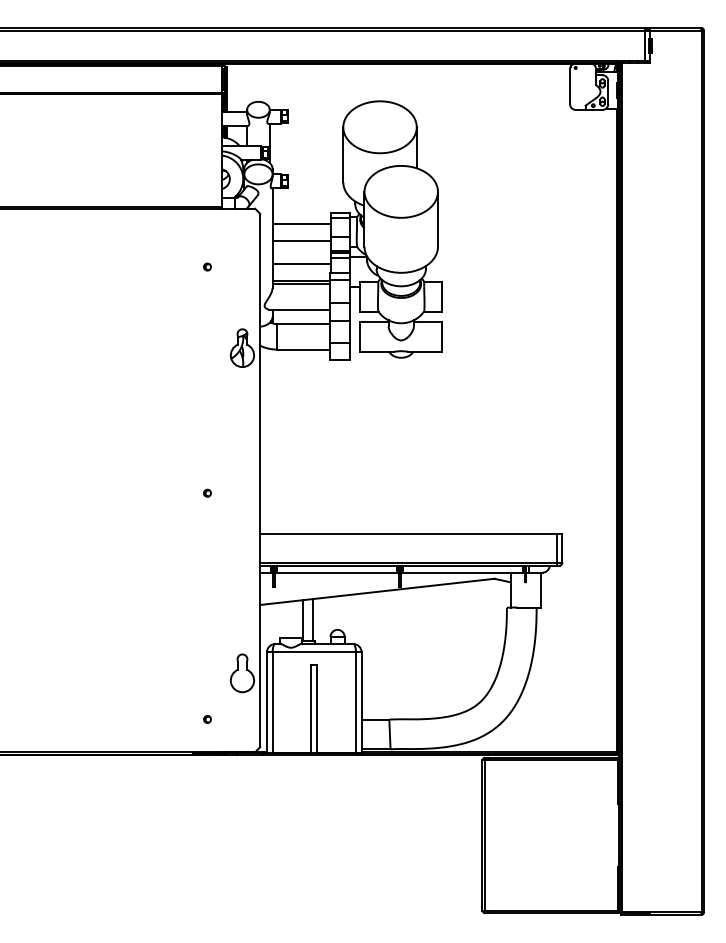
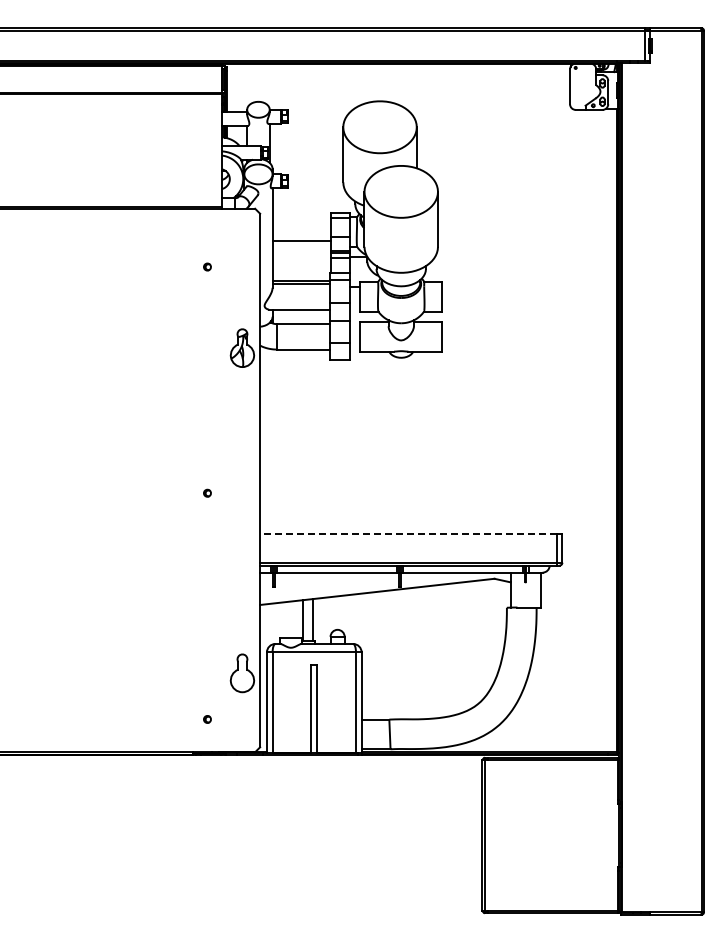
line: present -> none (301, 223)
line: present -> none (301, 263)
line: solid -> dashed (407, 534)
